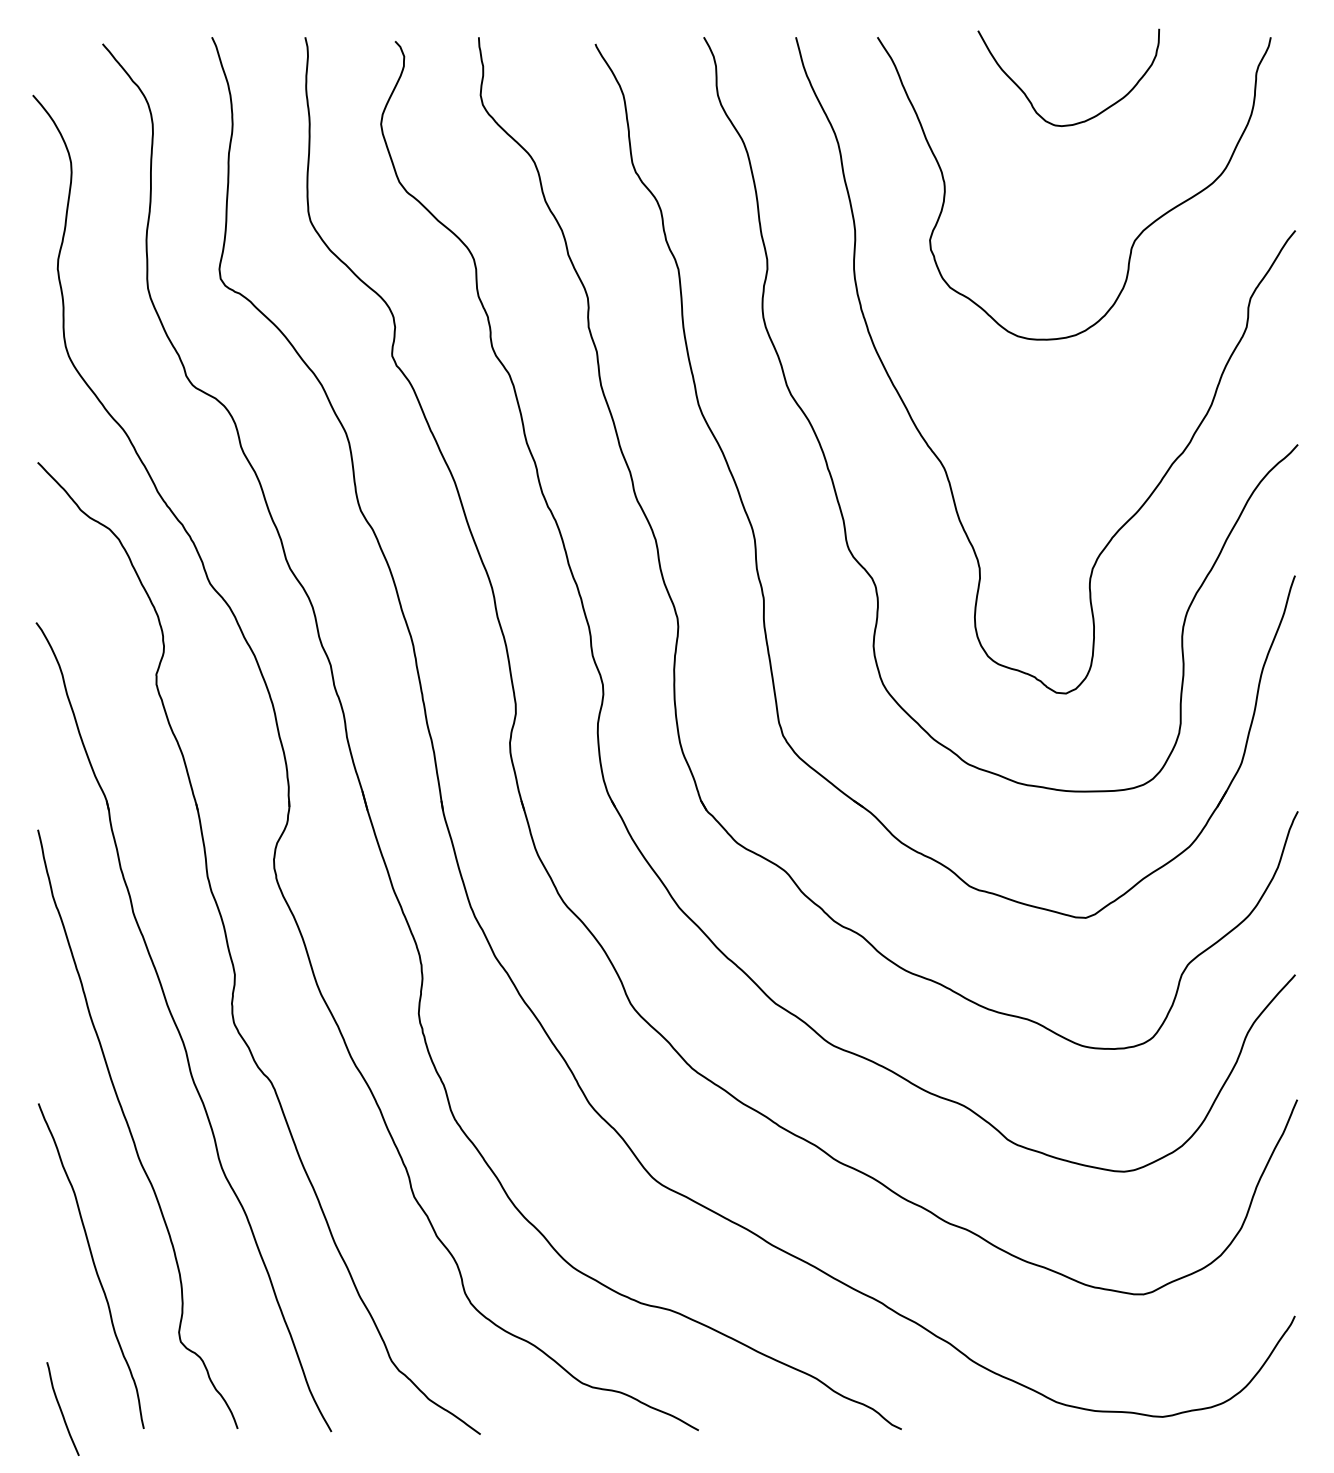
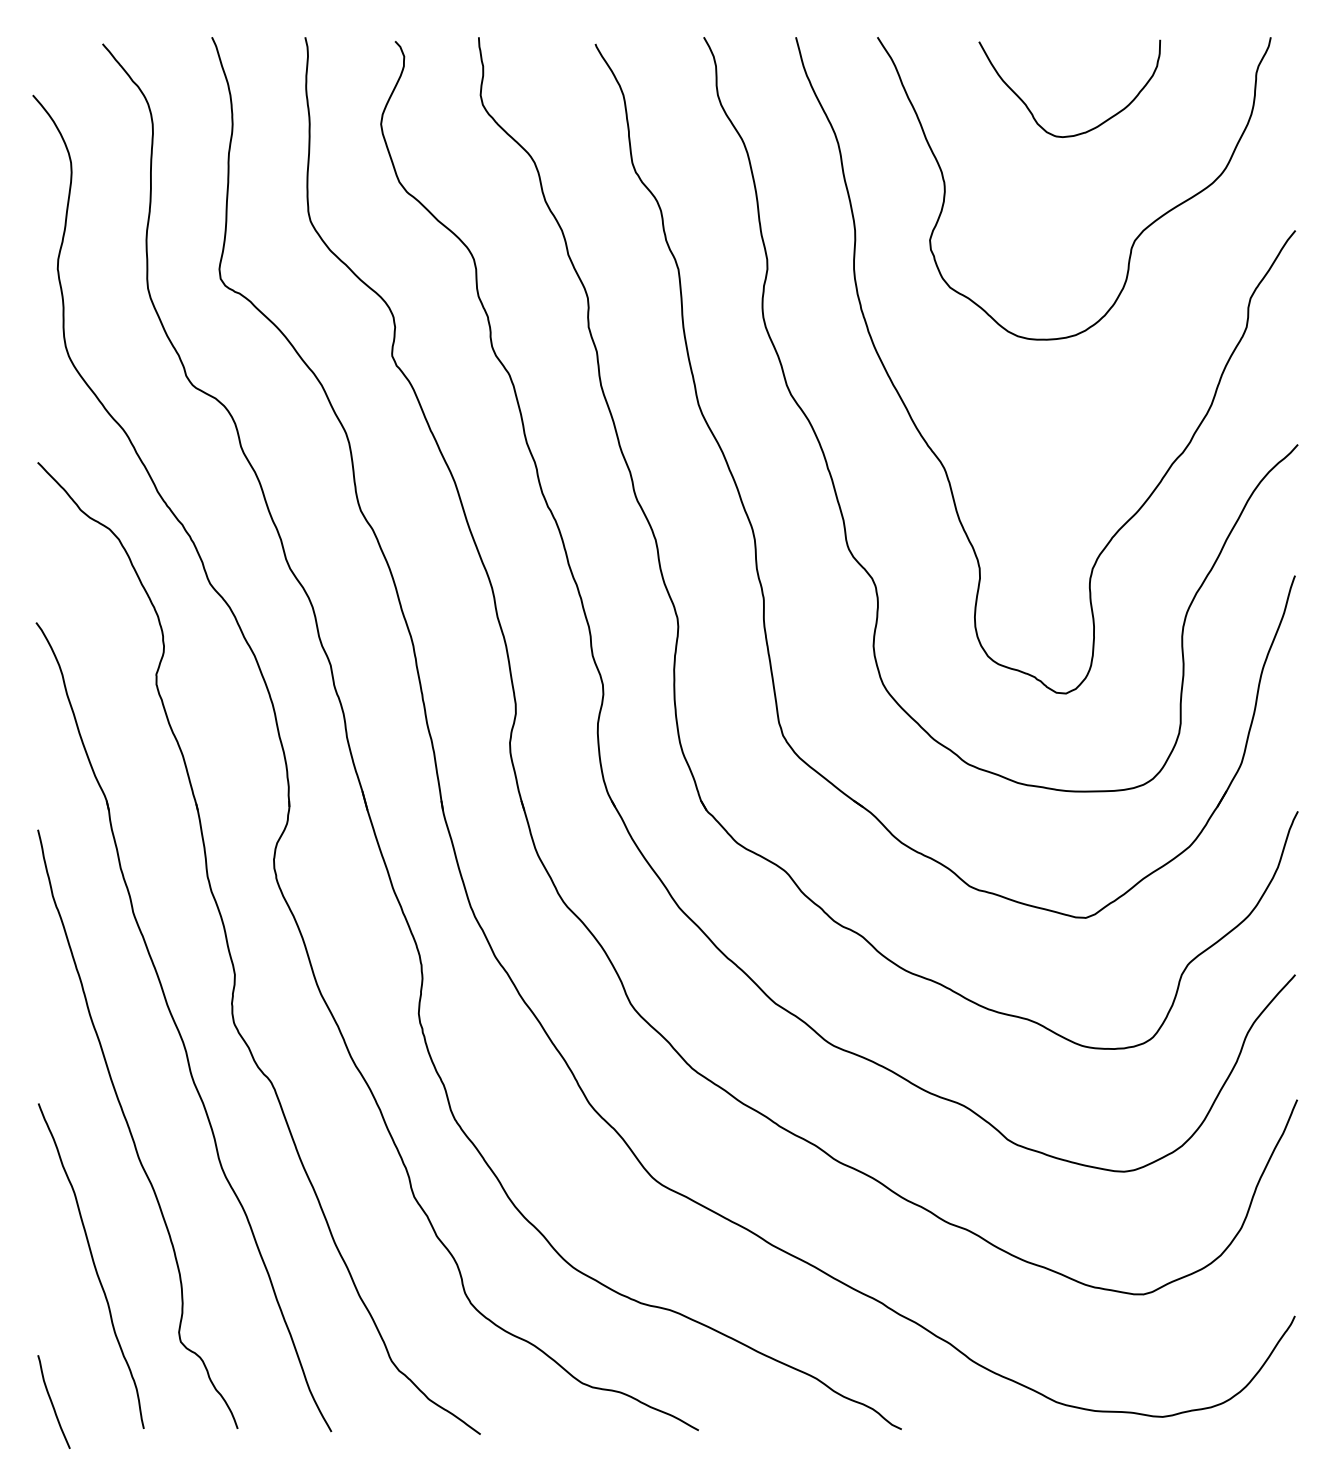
curve position: (1032, 103) -> (1033, 114) (1033, 114)
curve position: (61, 1408) -> (52, 1401) (52, 1401)
